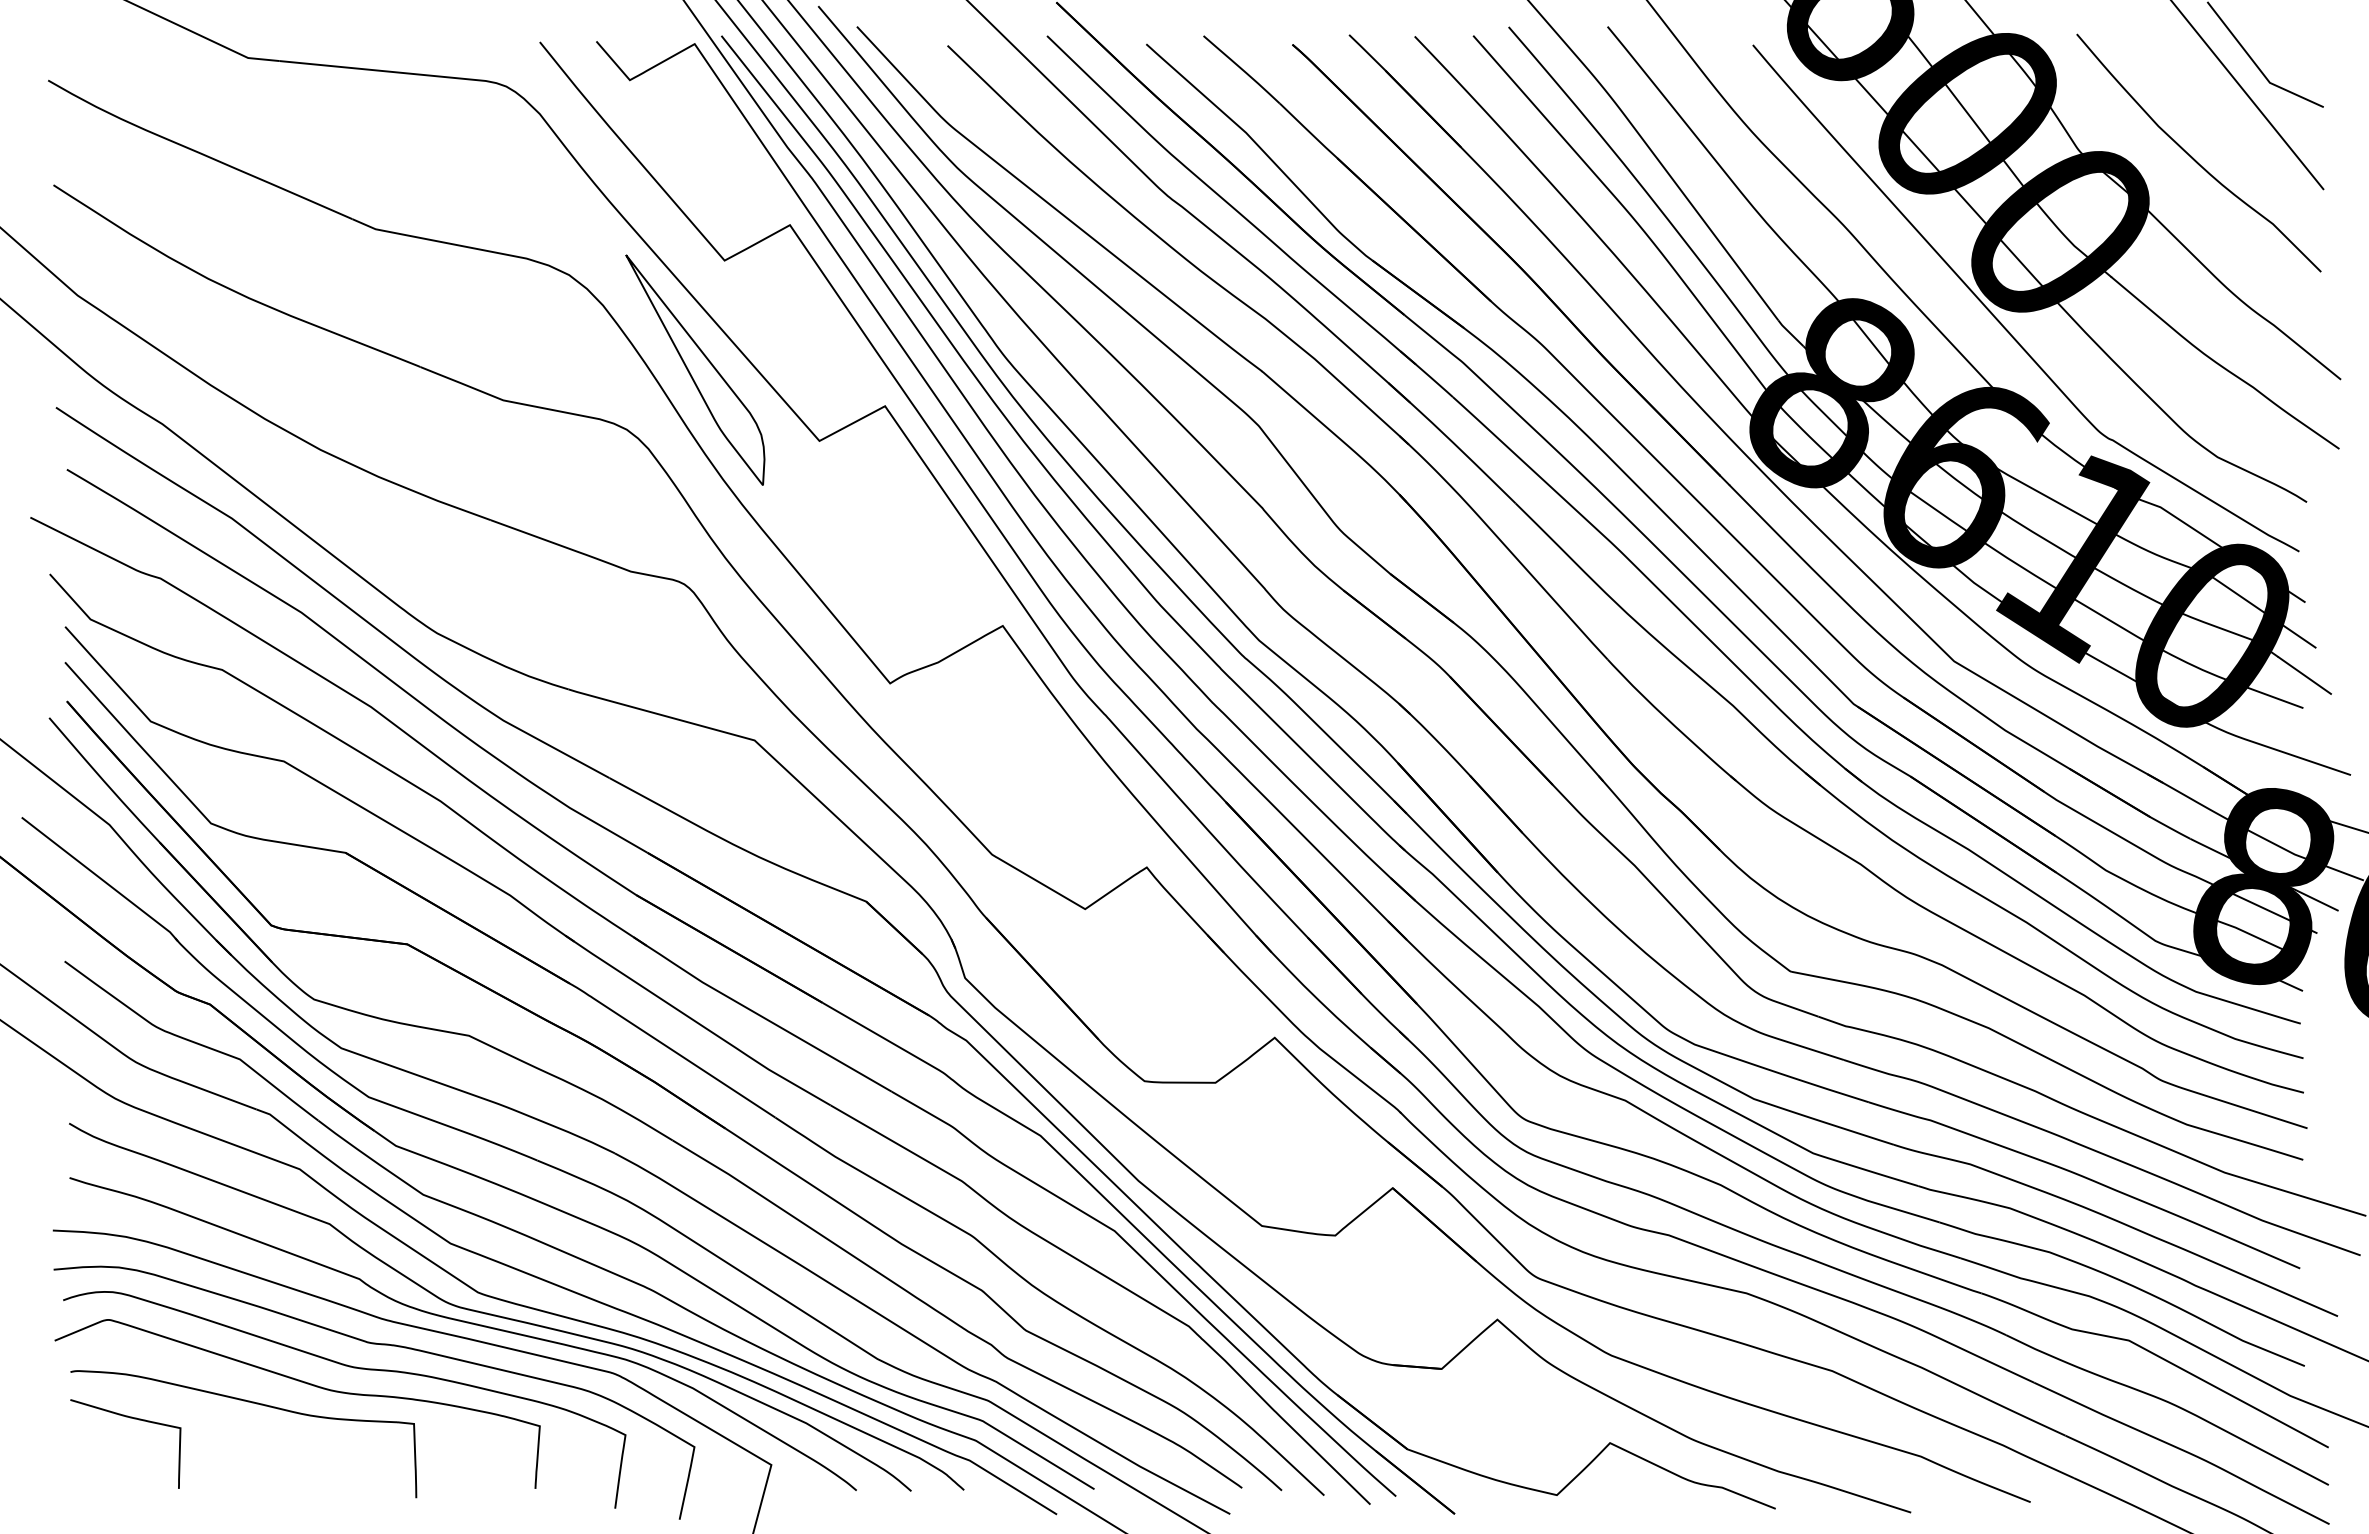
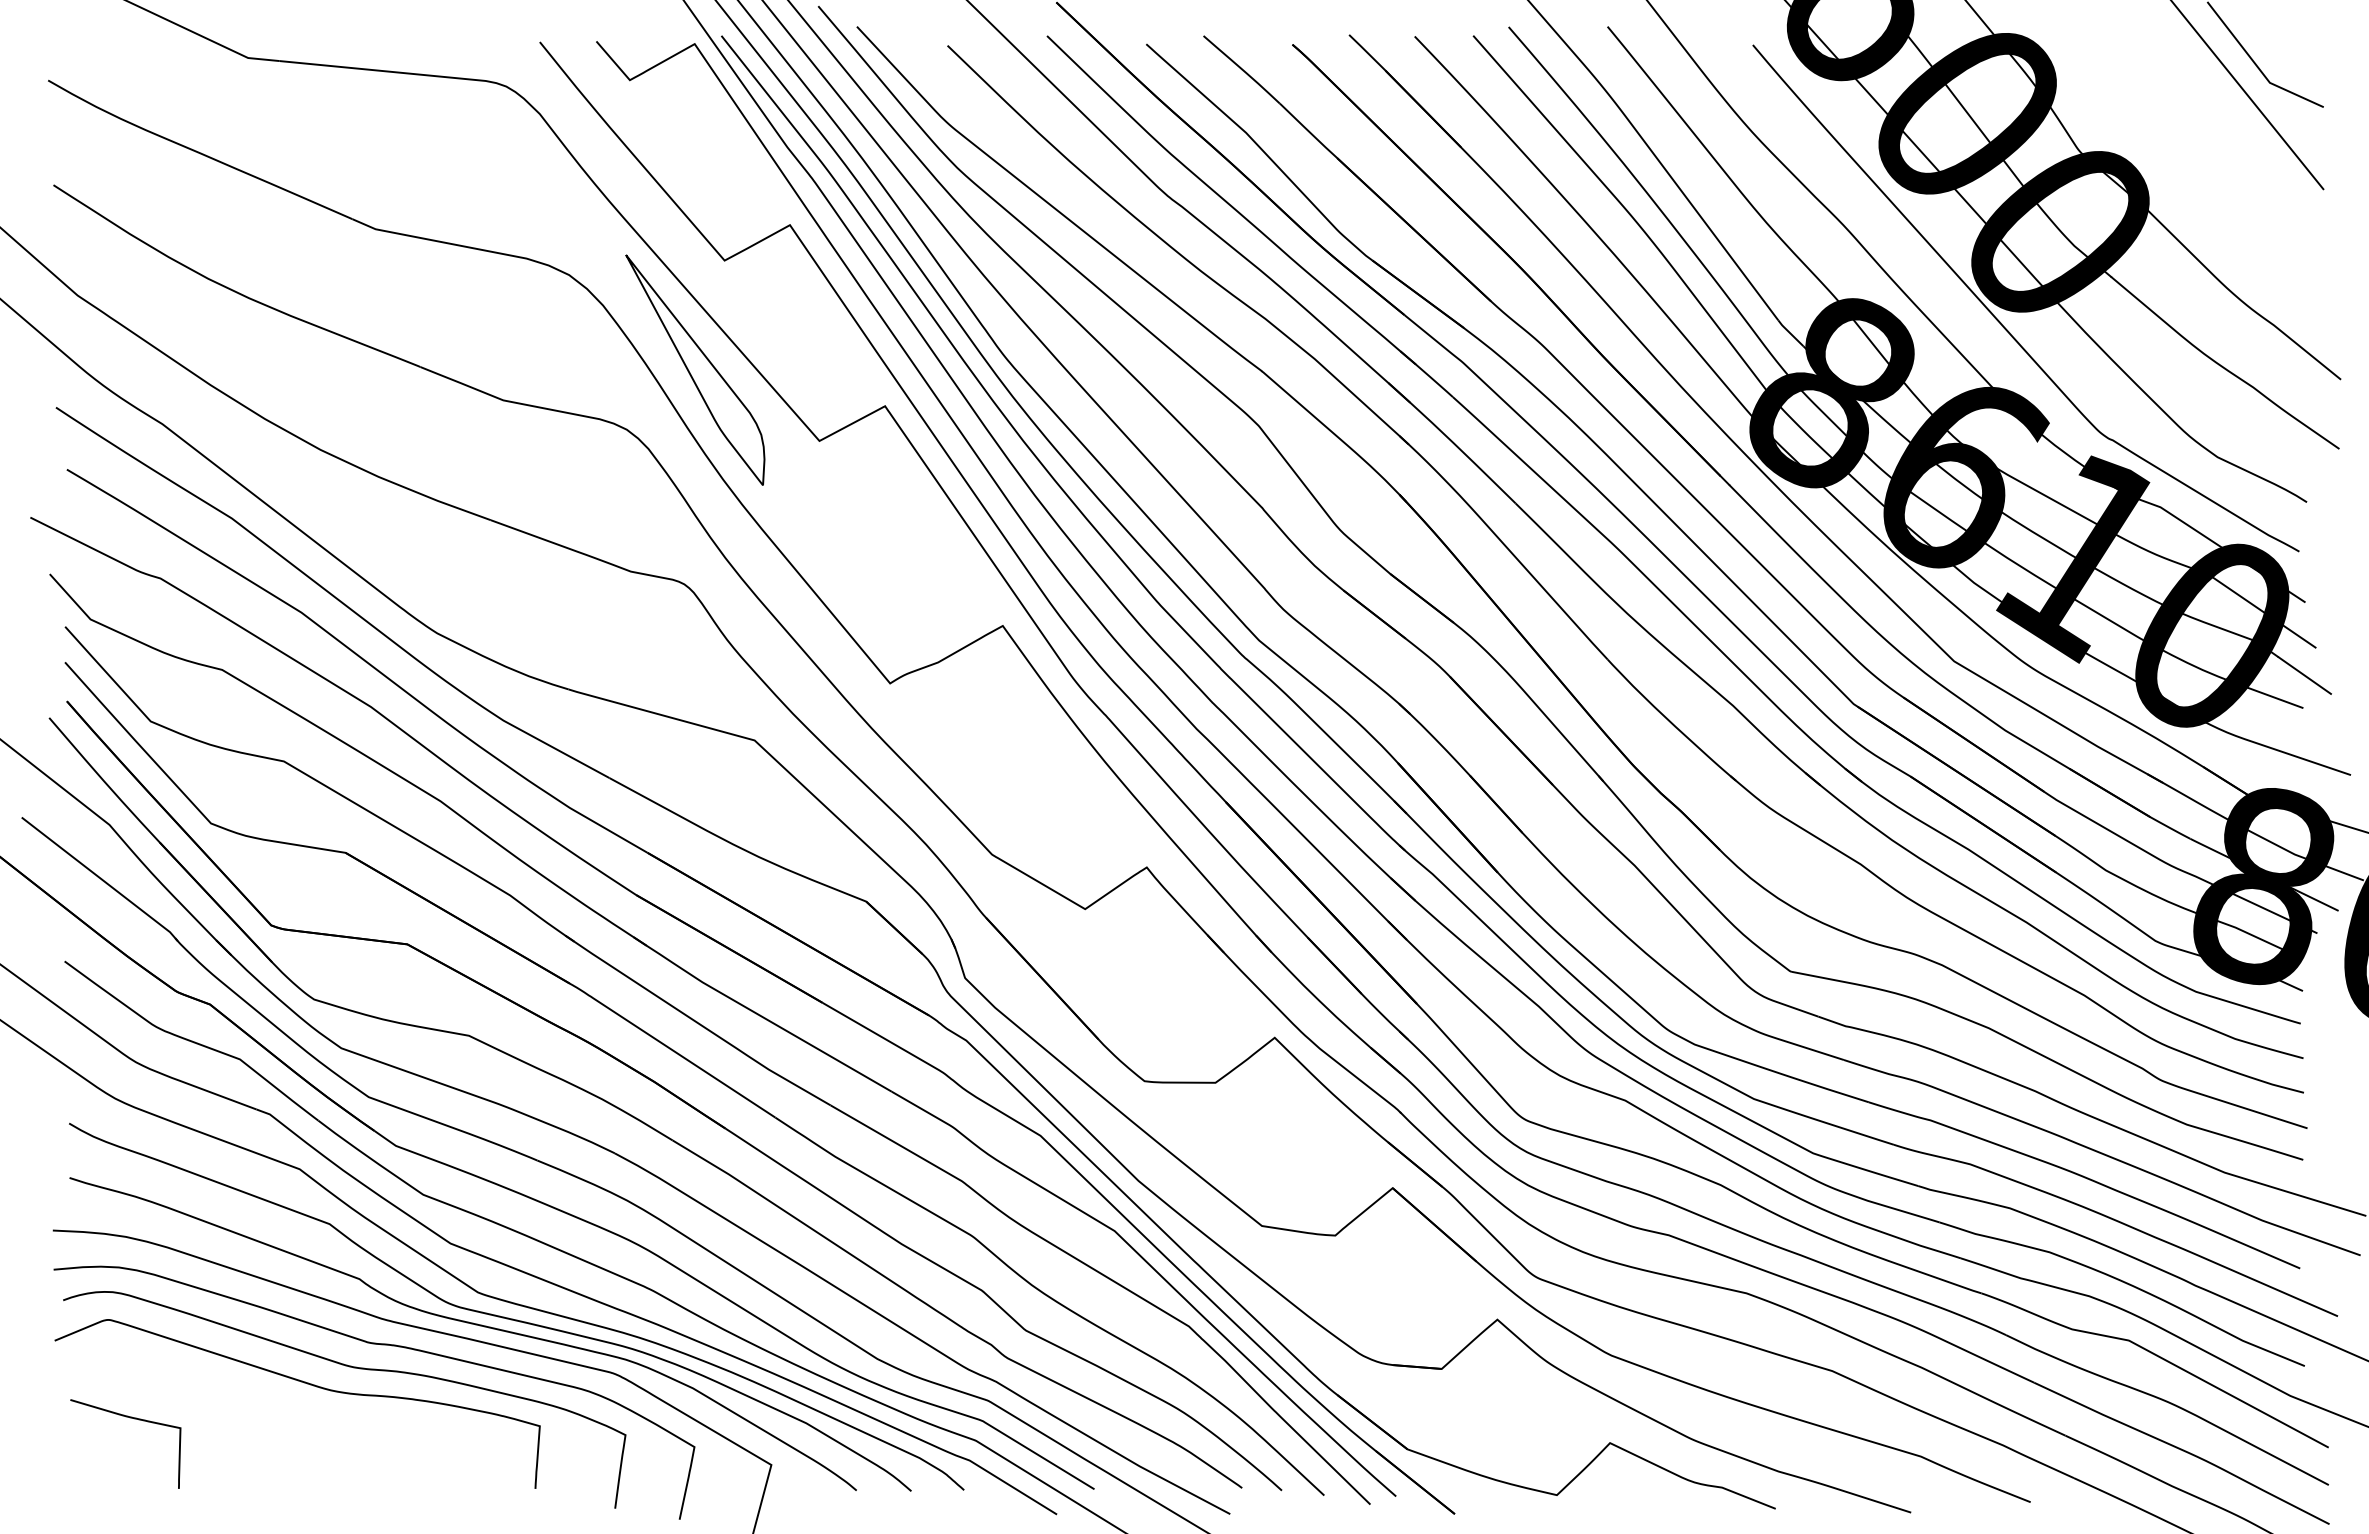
curve: present -> none (2193, 157)
curve: present -> none (247, 1402)
